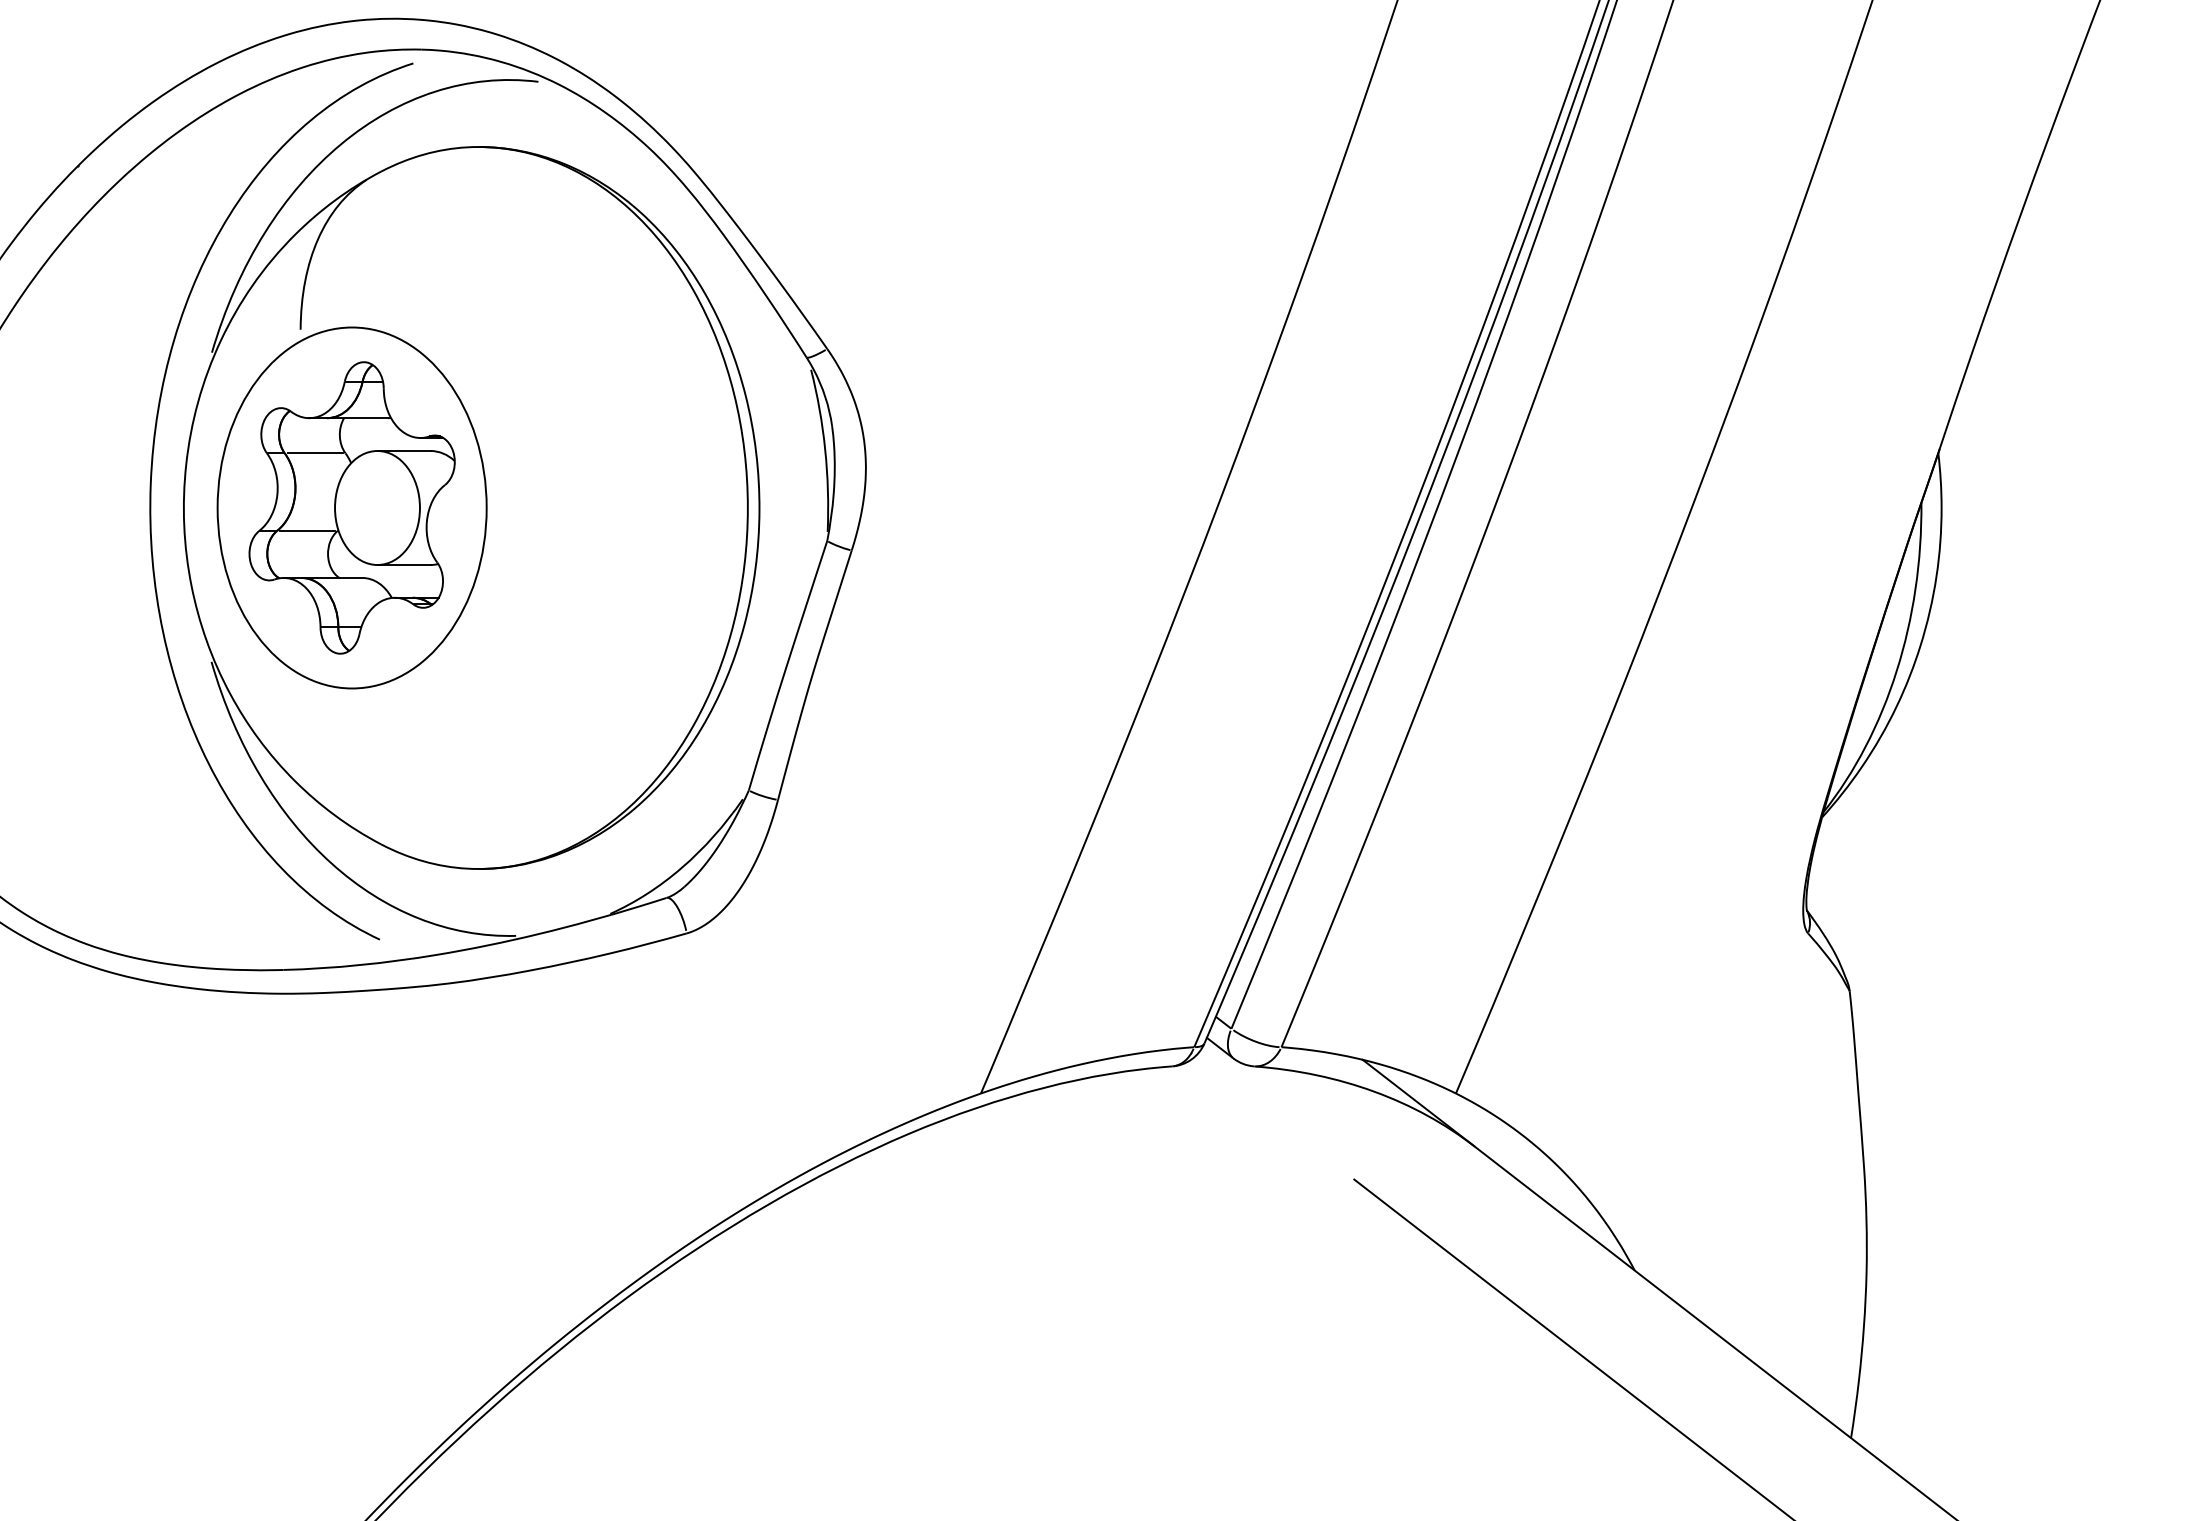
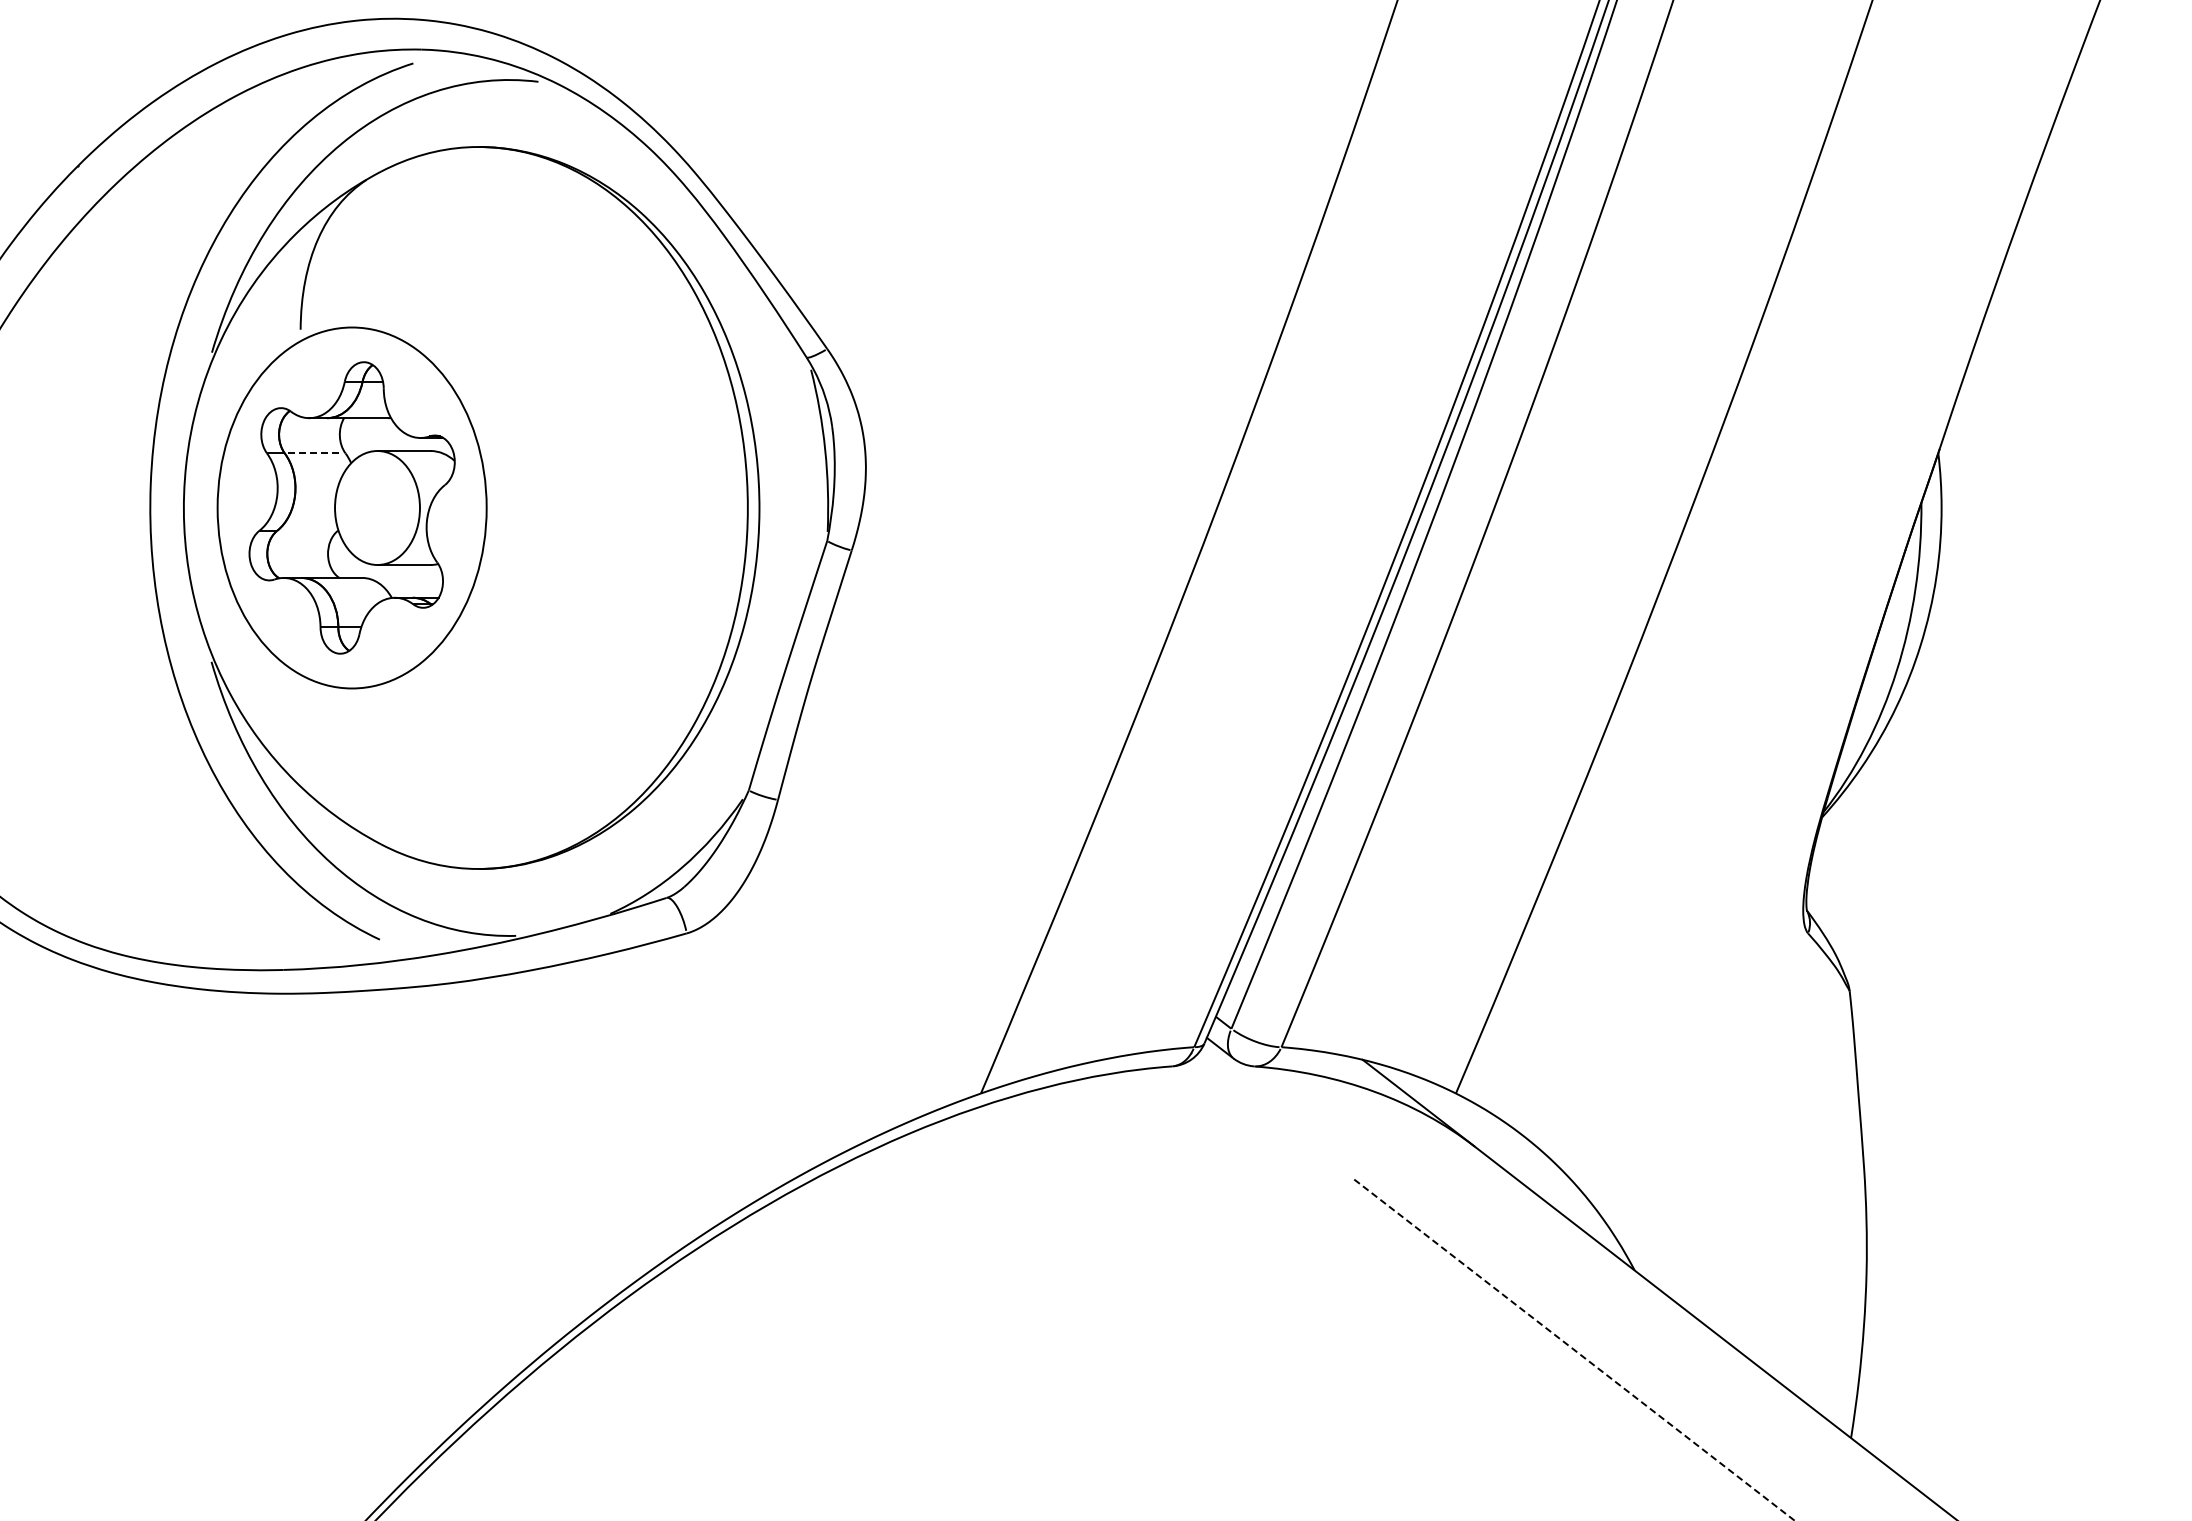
line: solid -> dashed (315, 453)
line: present -> none (307, 530)
line: solid -> dashed (1574, 1350)
